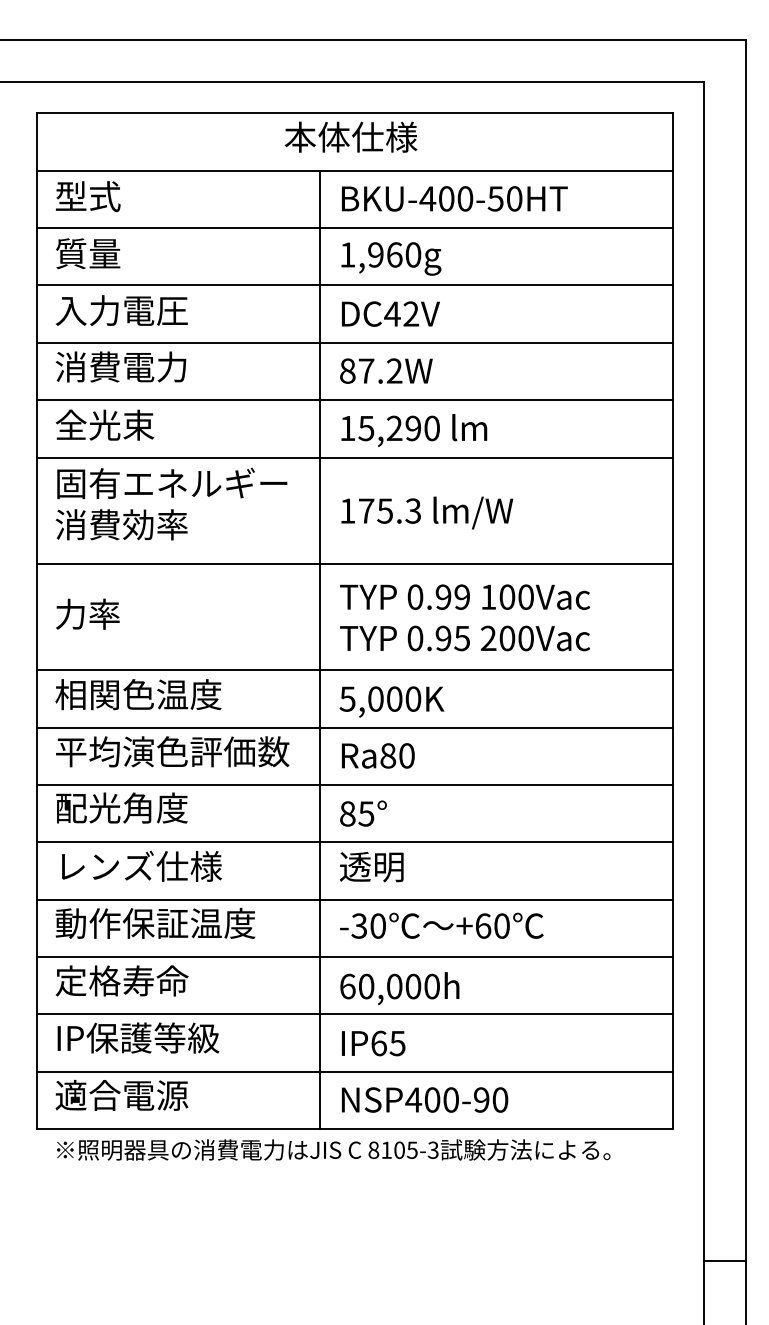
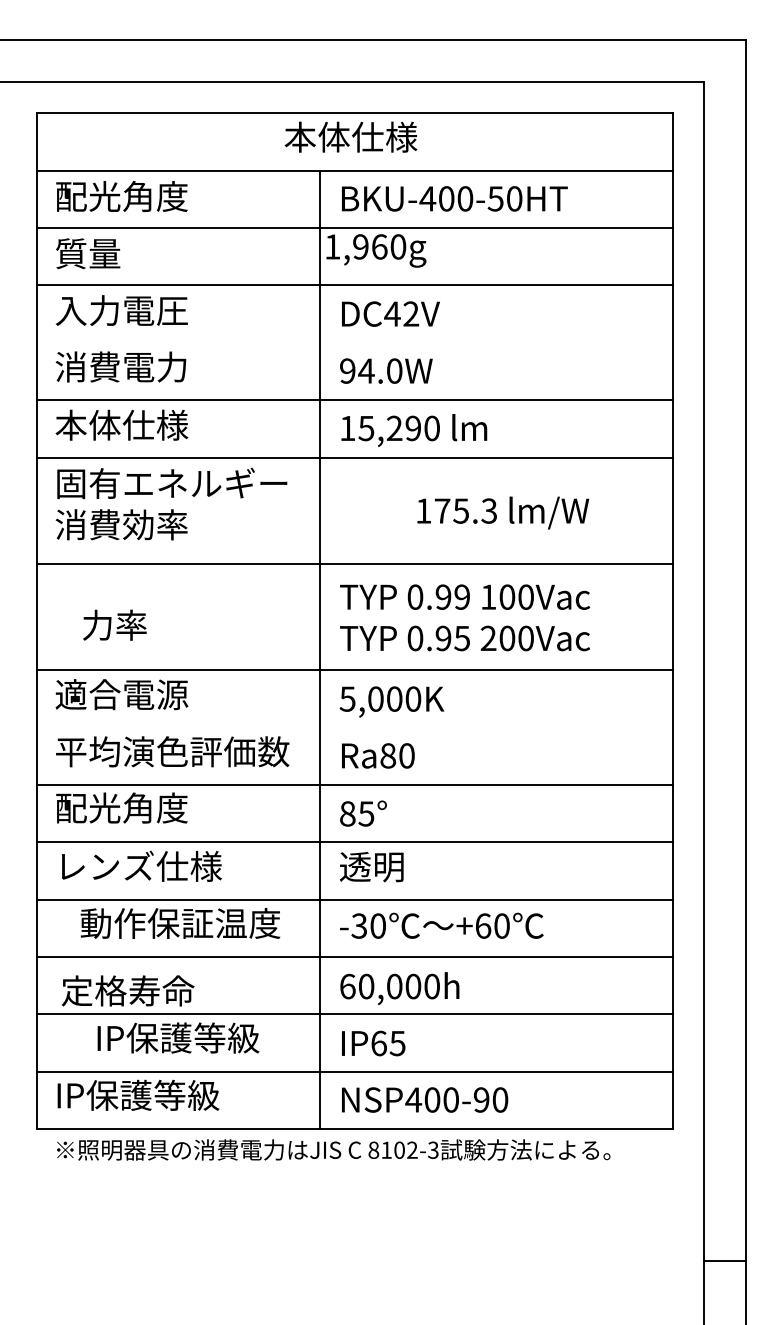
text: 型式 -> 配光角度 (121, 196)
text position: (391, 258) -> (376, 250) (376, 250)
line: present -> none (354, 342)
text: 87.2W -> 94.0W (371, 370)
text: 全光束 -> 本体仕様 (121, 424)
text position: (427, 512) -> (503, 512) (503, 512)
text position: (87, 613) -> (114, 624) (114, 624)
text: 相関色温度 -> 適合電源 (138, 694)
line: present -> none (354, 727)
text position: (155, 923) -> (180, 923) (180, 923)
text position: (121, 980) -> (127, 990) (127, 990)
text position: (138, 1037) -> (178, 1037) (178, 1037)
text: 適合電源 -> IP保護等級 (137, 1094)
text: 8105-3 -> 8102-3 (412, 1149)
